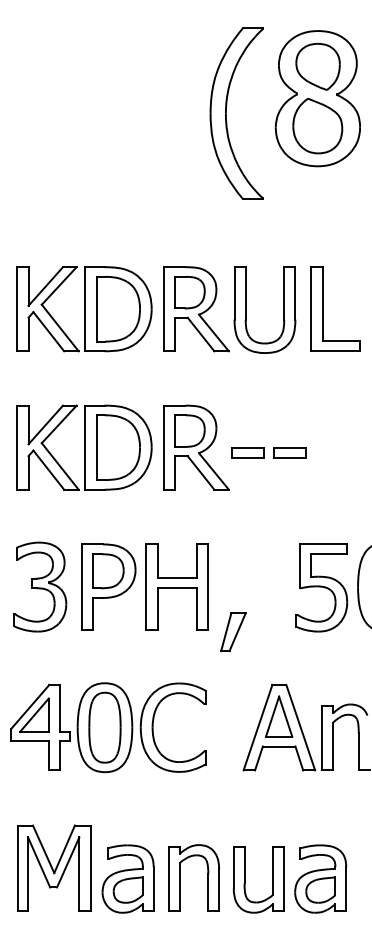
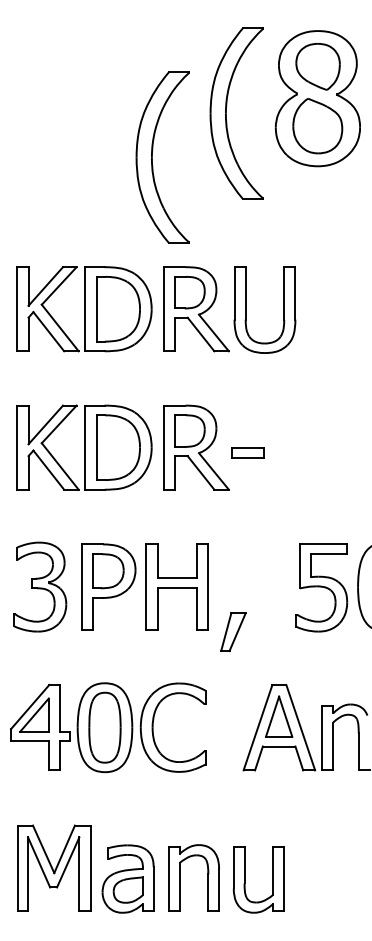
part: none -> present (152, 157)
part: present -> none (323, 308)
part: present -> none (289, 452)
part: present -> none (320, 878)
